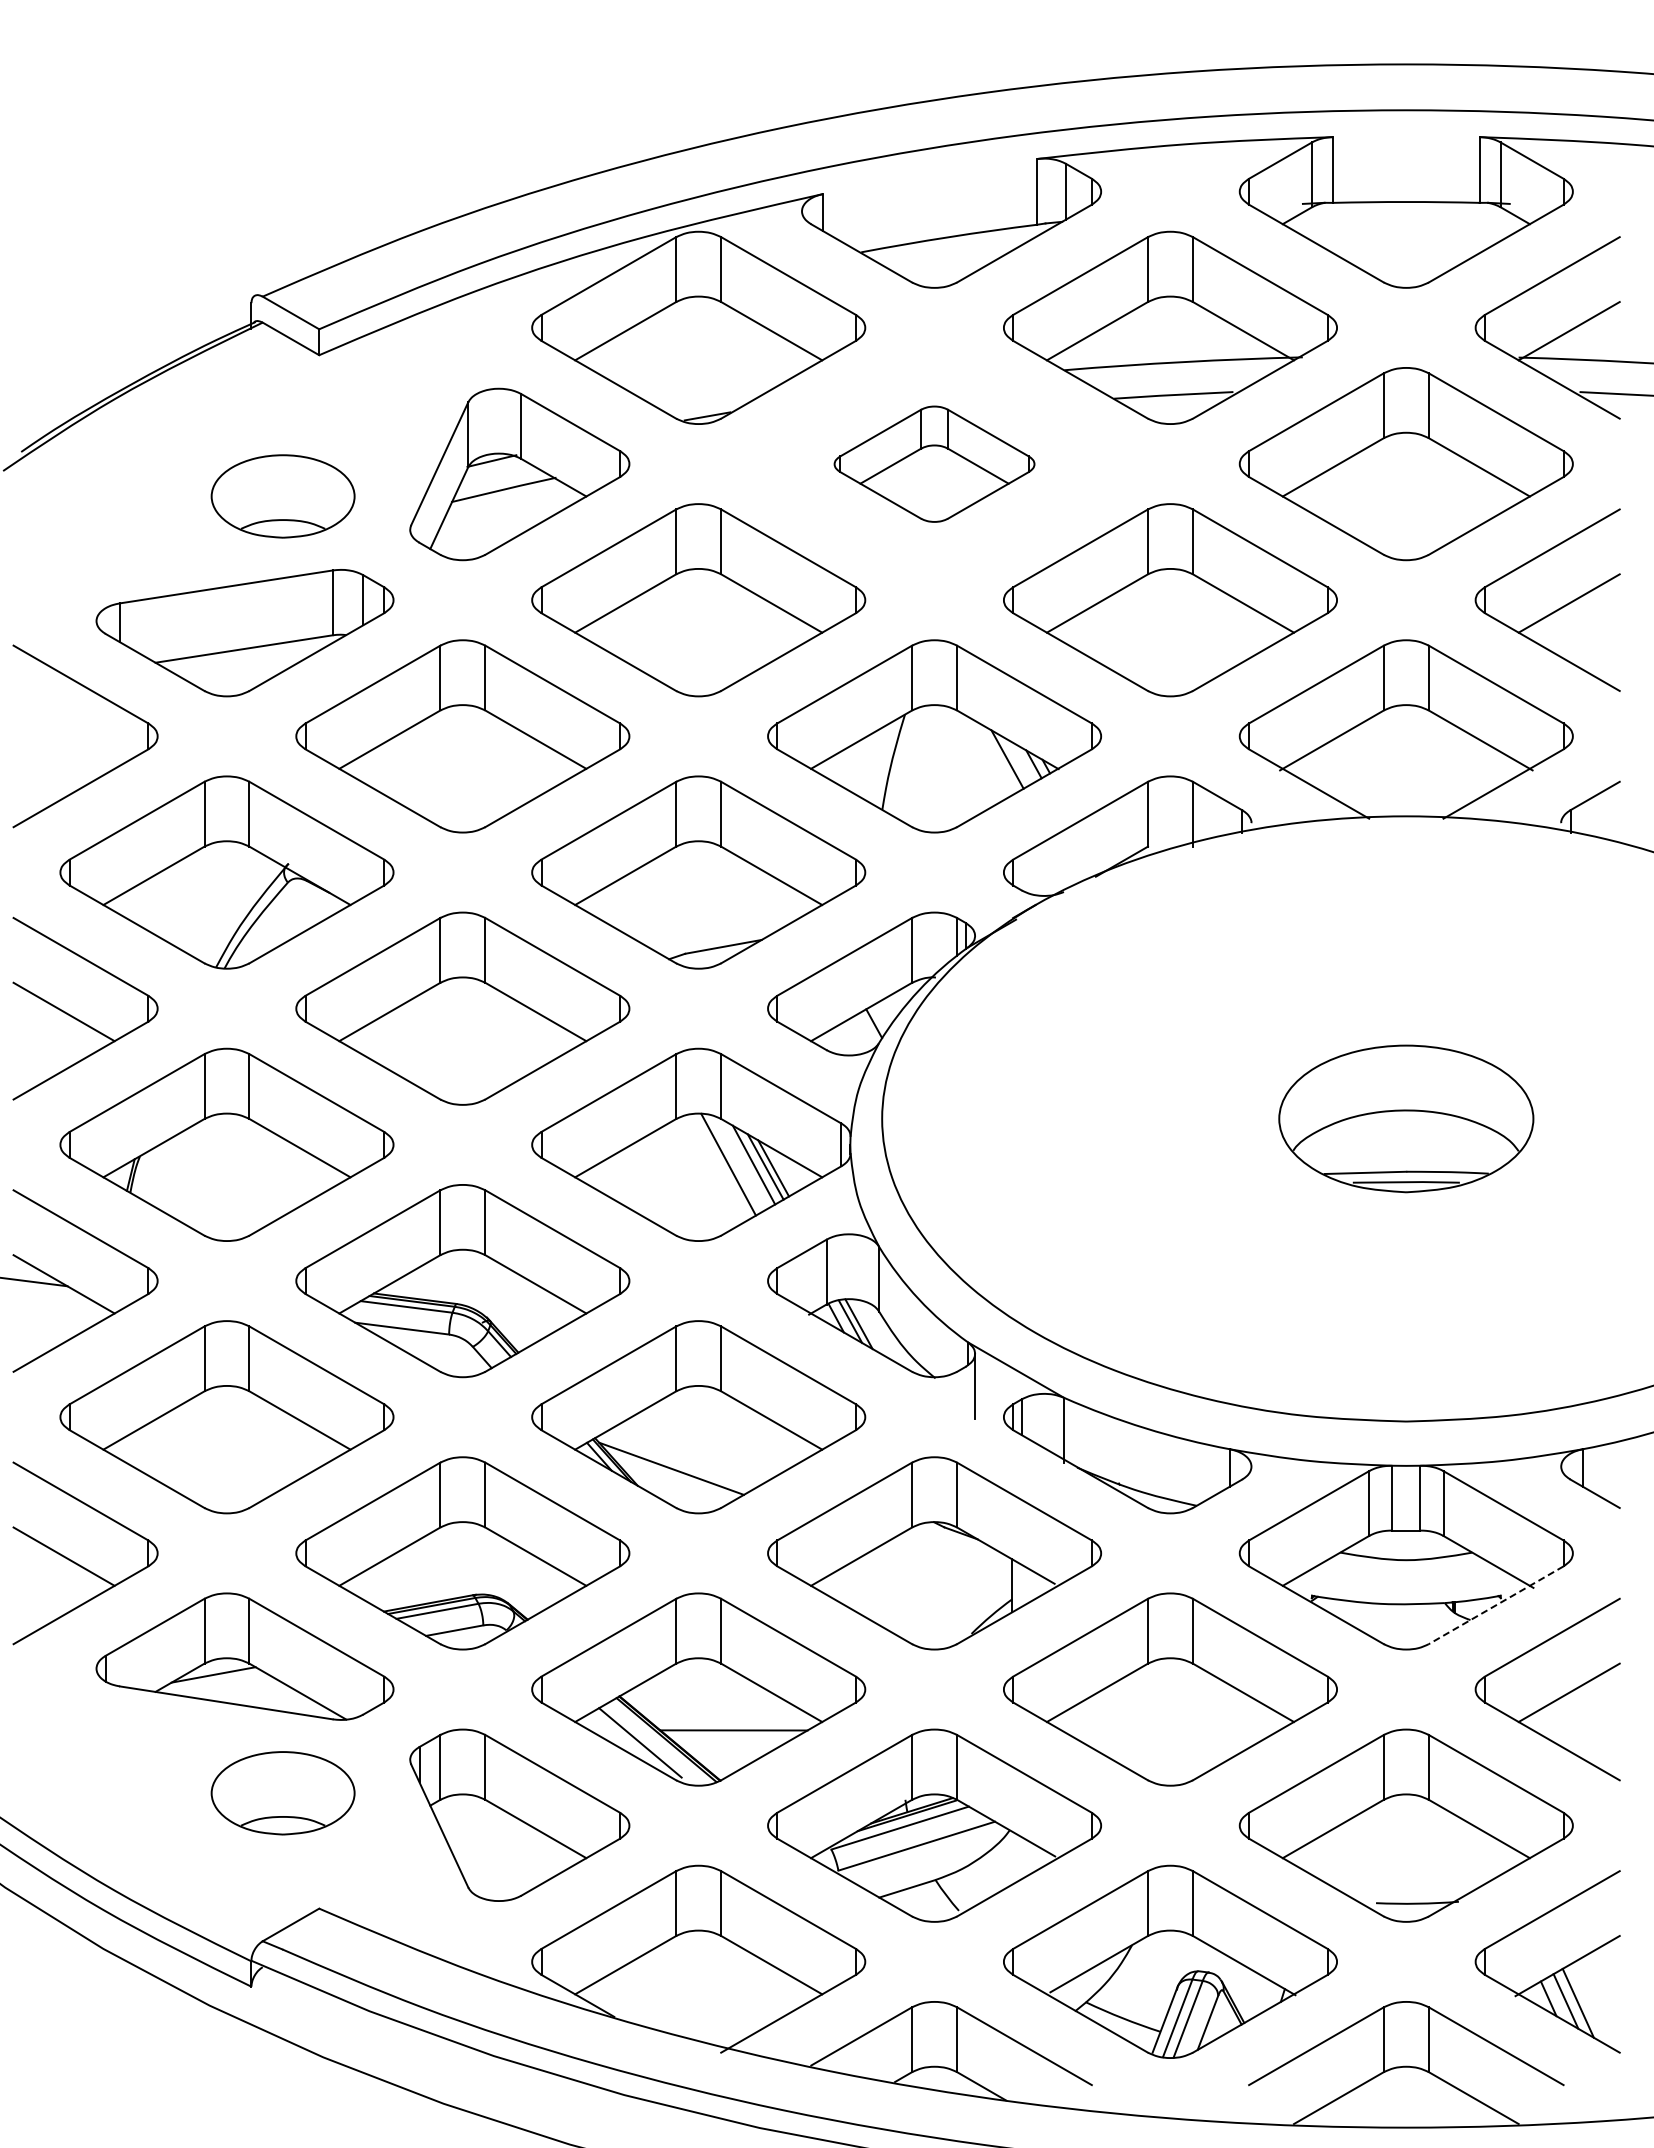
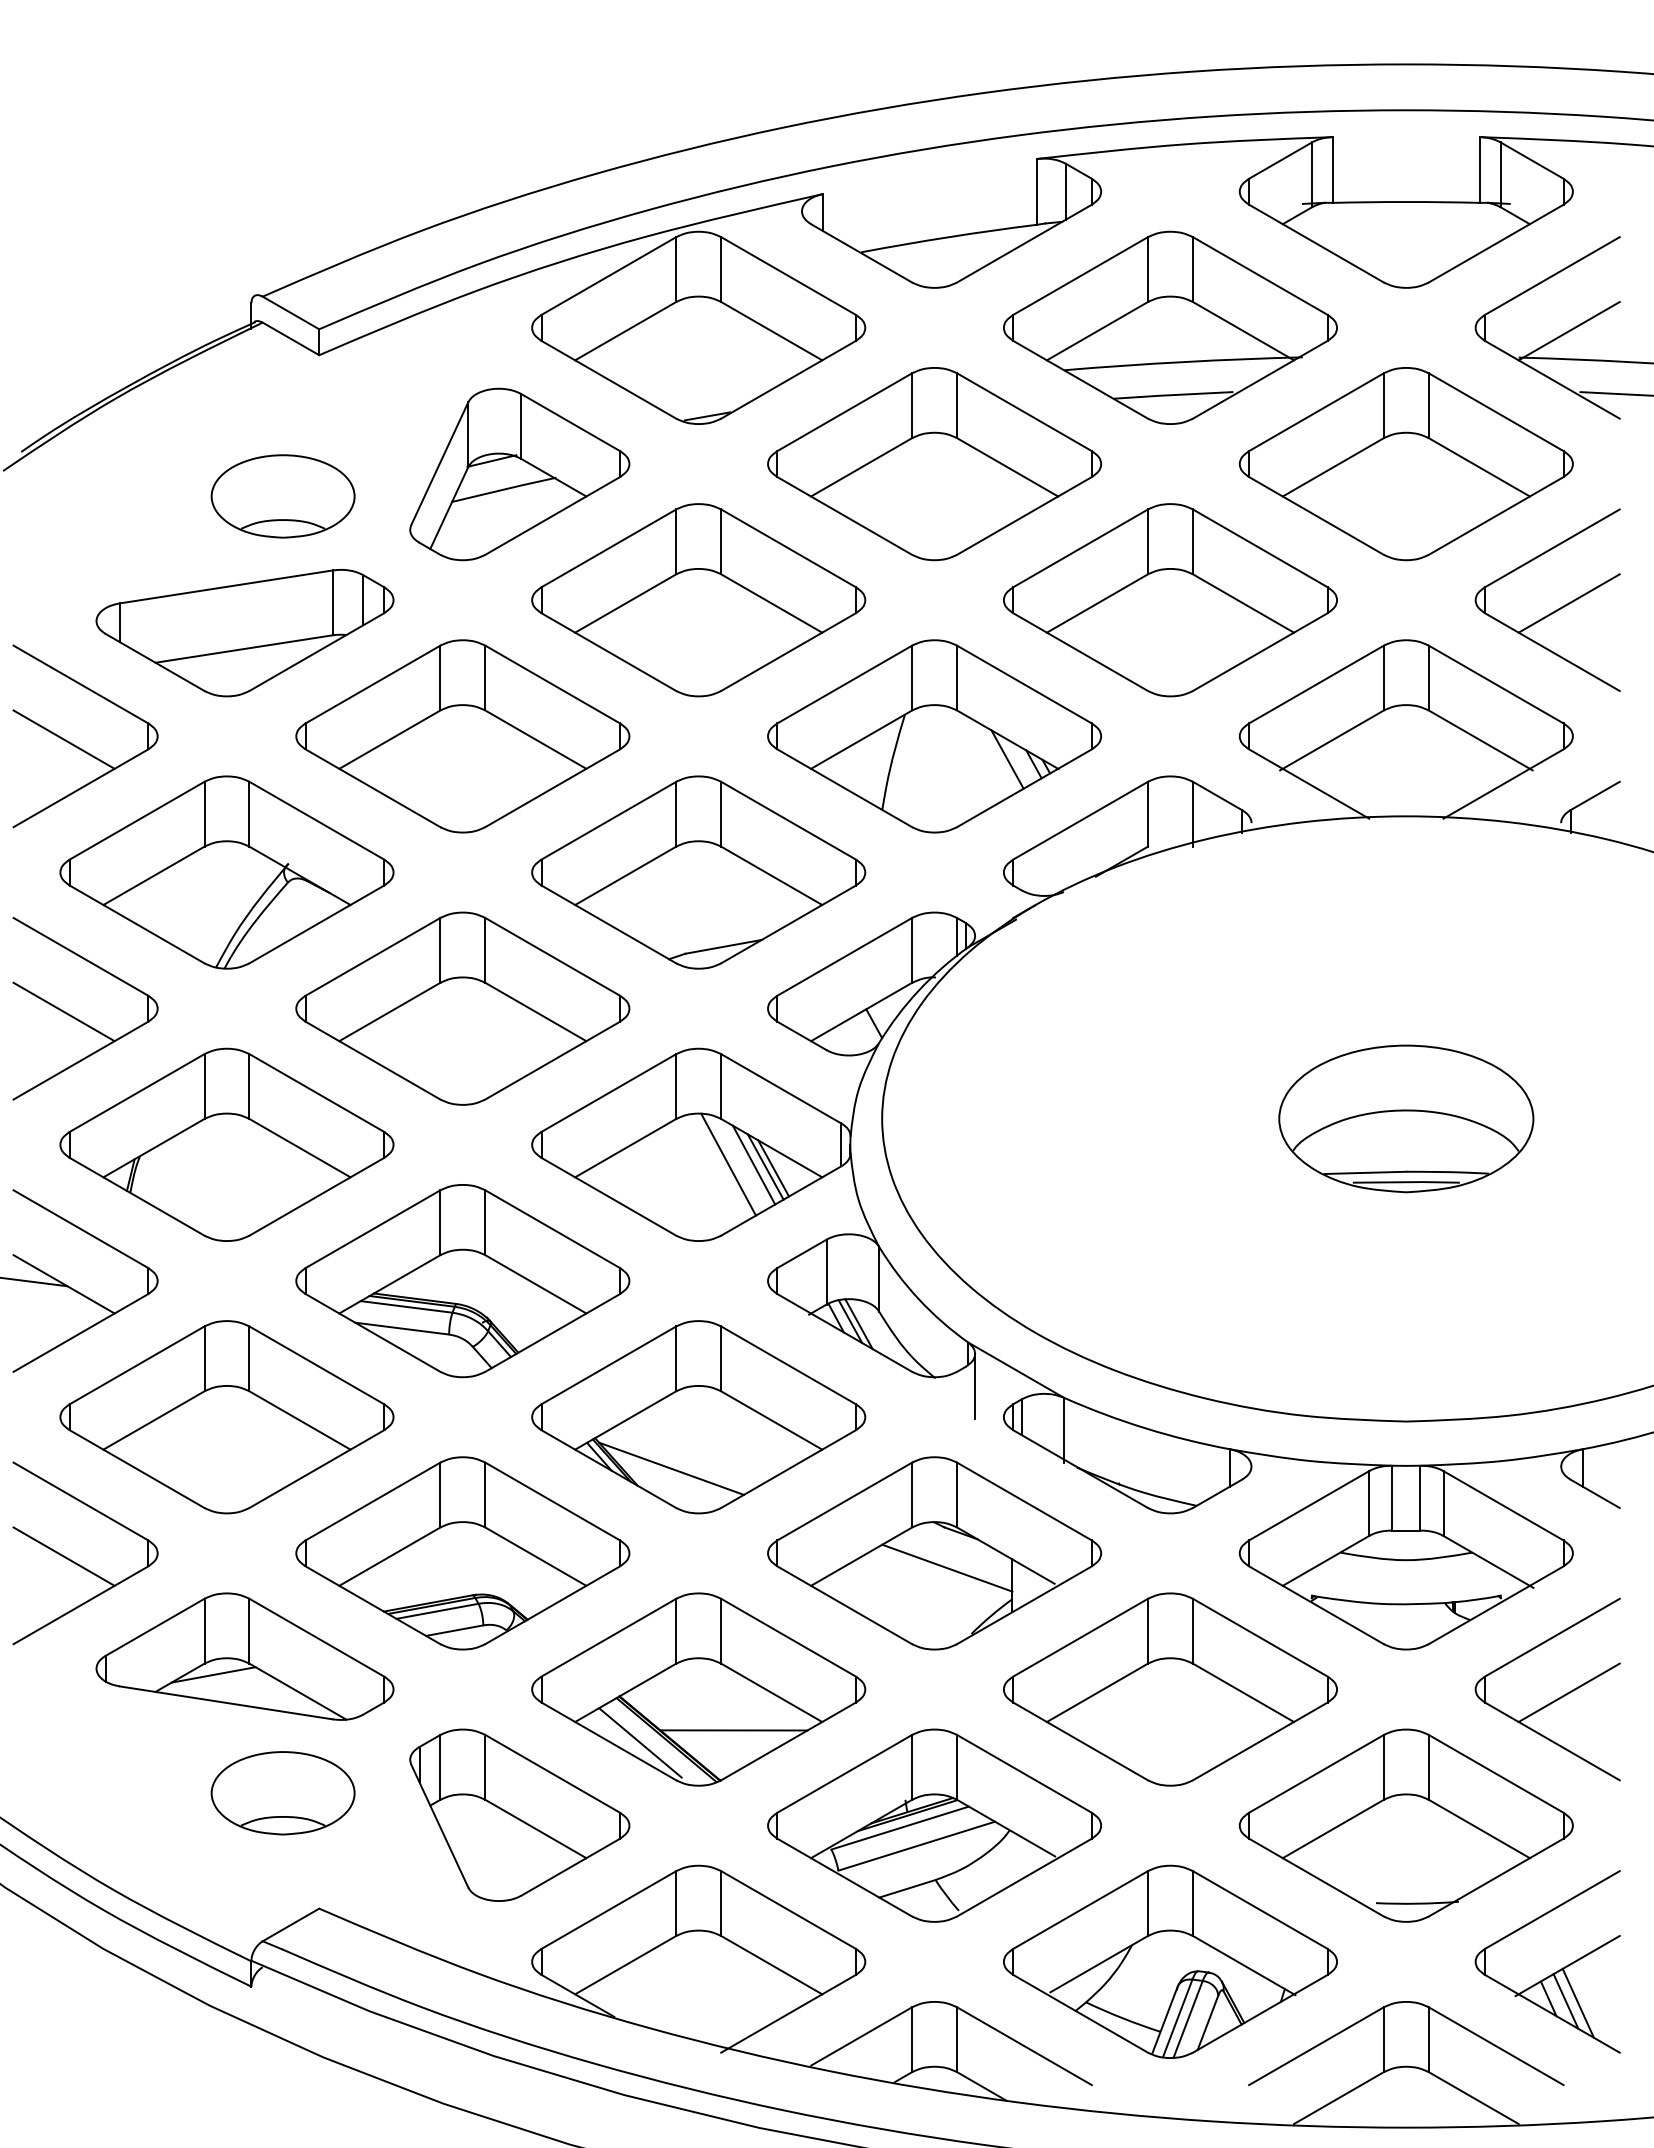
part size: 203x118 px -> 335x195 px (934, 464)
line: none -> present (63, 739)
line: none -> present (947, 1567)
line: dashed -> solid (1496, 1605)
